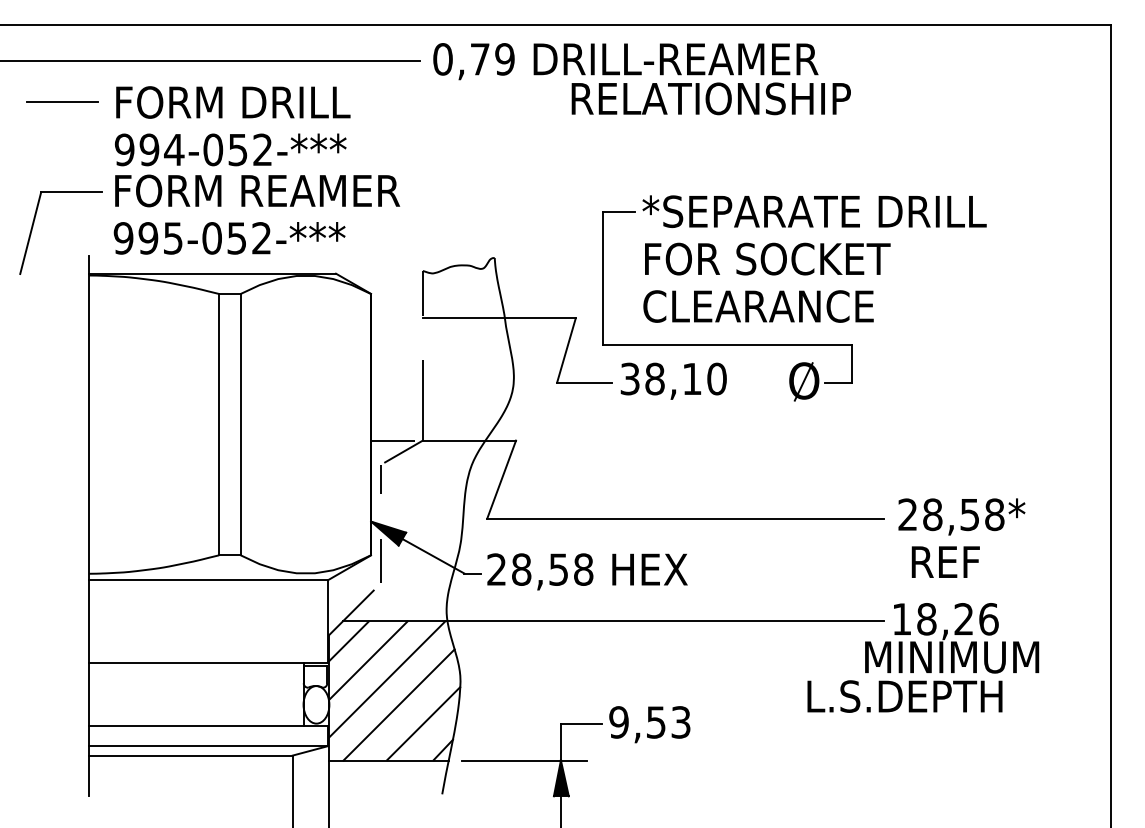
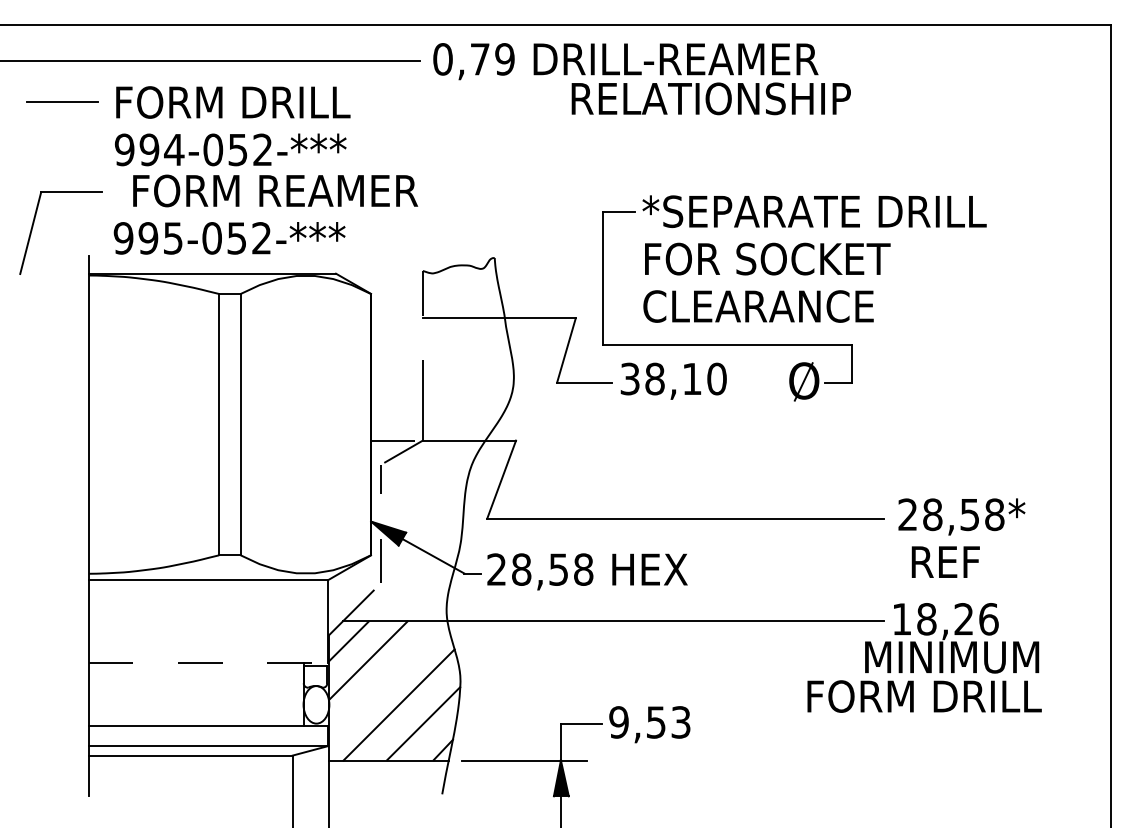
text position: (257, 190) -> (275, 190) (275, 190)
line: solid -> dashed (208, 663)
line: present -> none (387, 679)
text: L.S.DEPTH -> FORM DRILL (926, 696)
